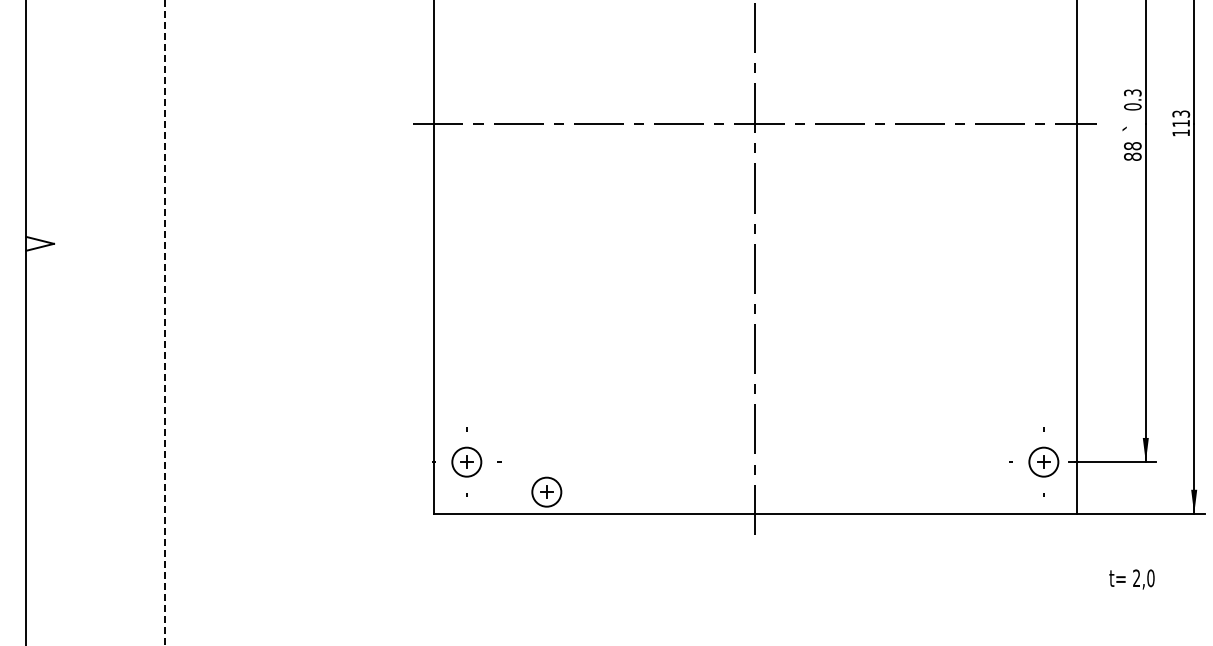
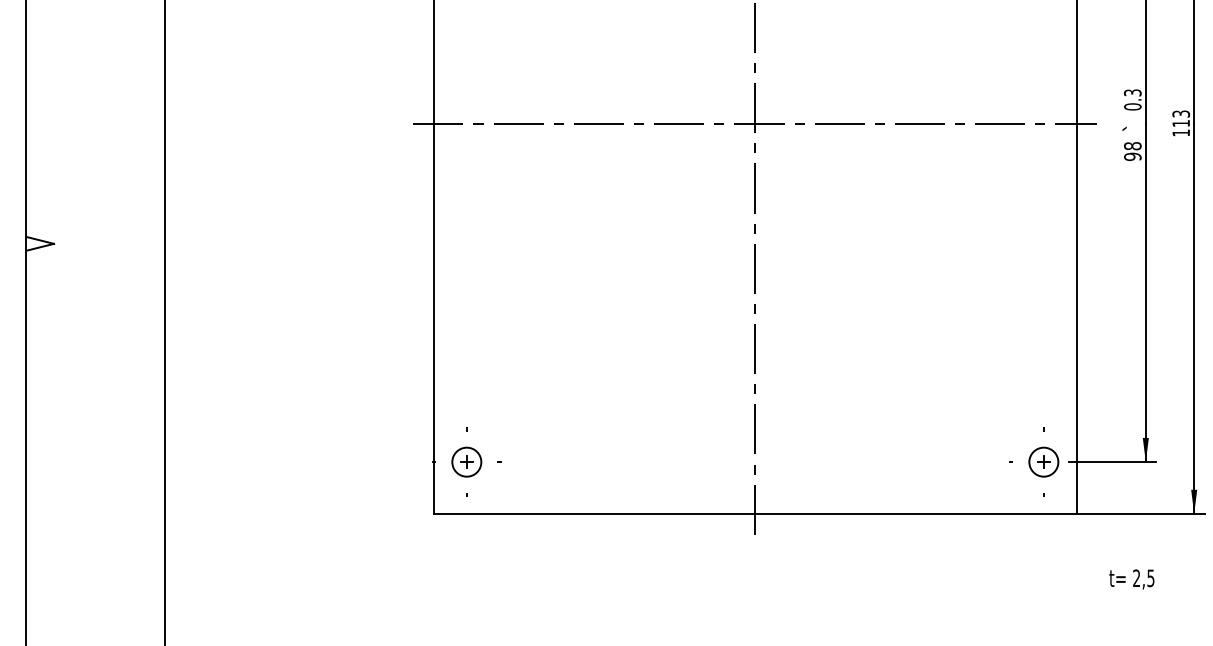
text: 88 -> 98 (1132, 156)
line: dashed -> solid (164, 323)
part: present -> none (546, 491)
text: 2,0 -> 2,5 (1150, 578)
